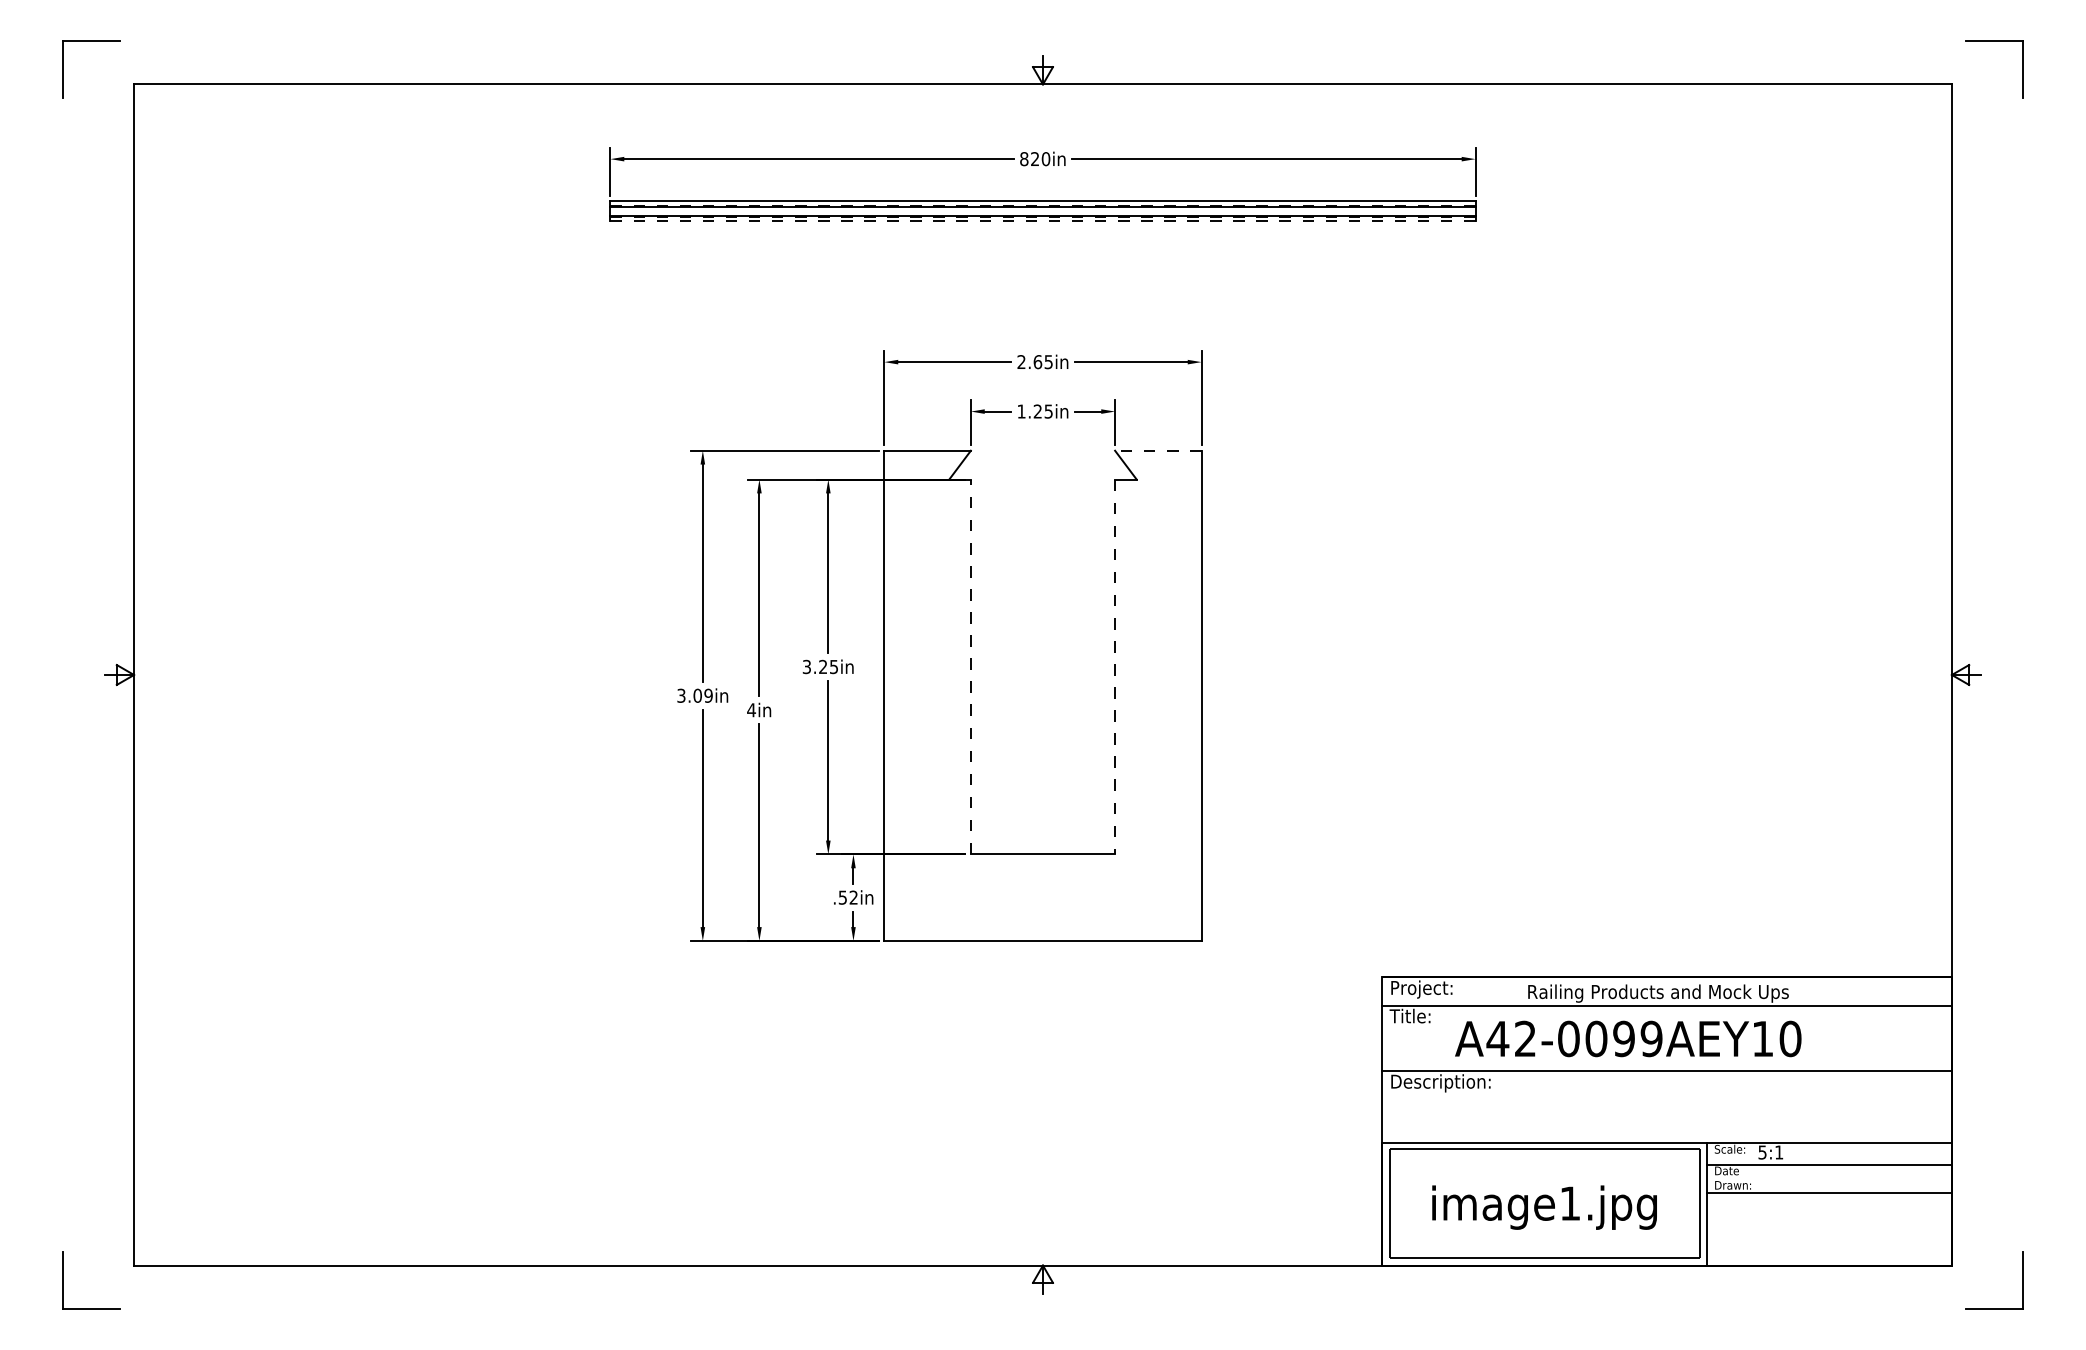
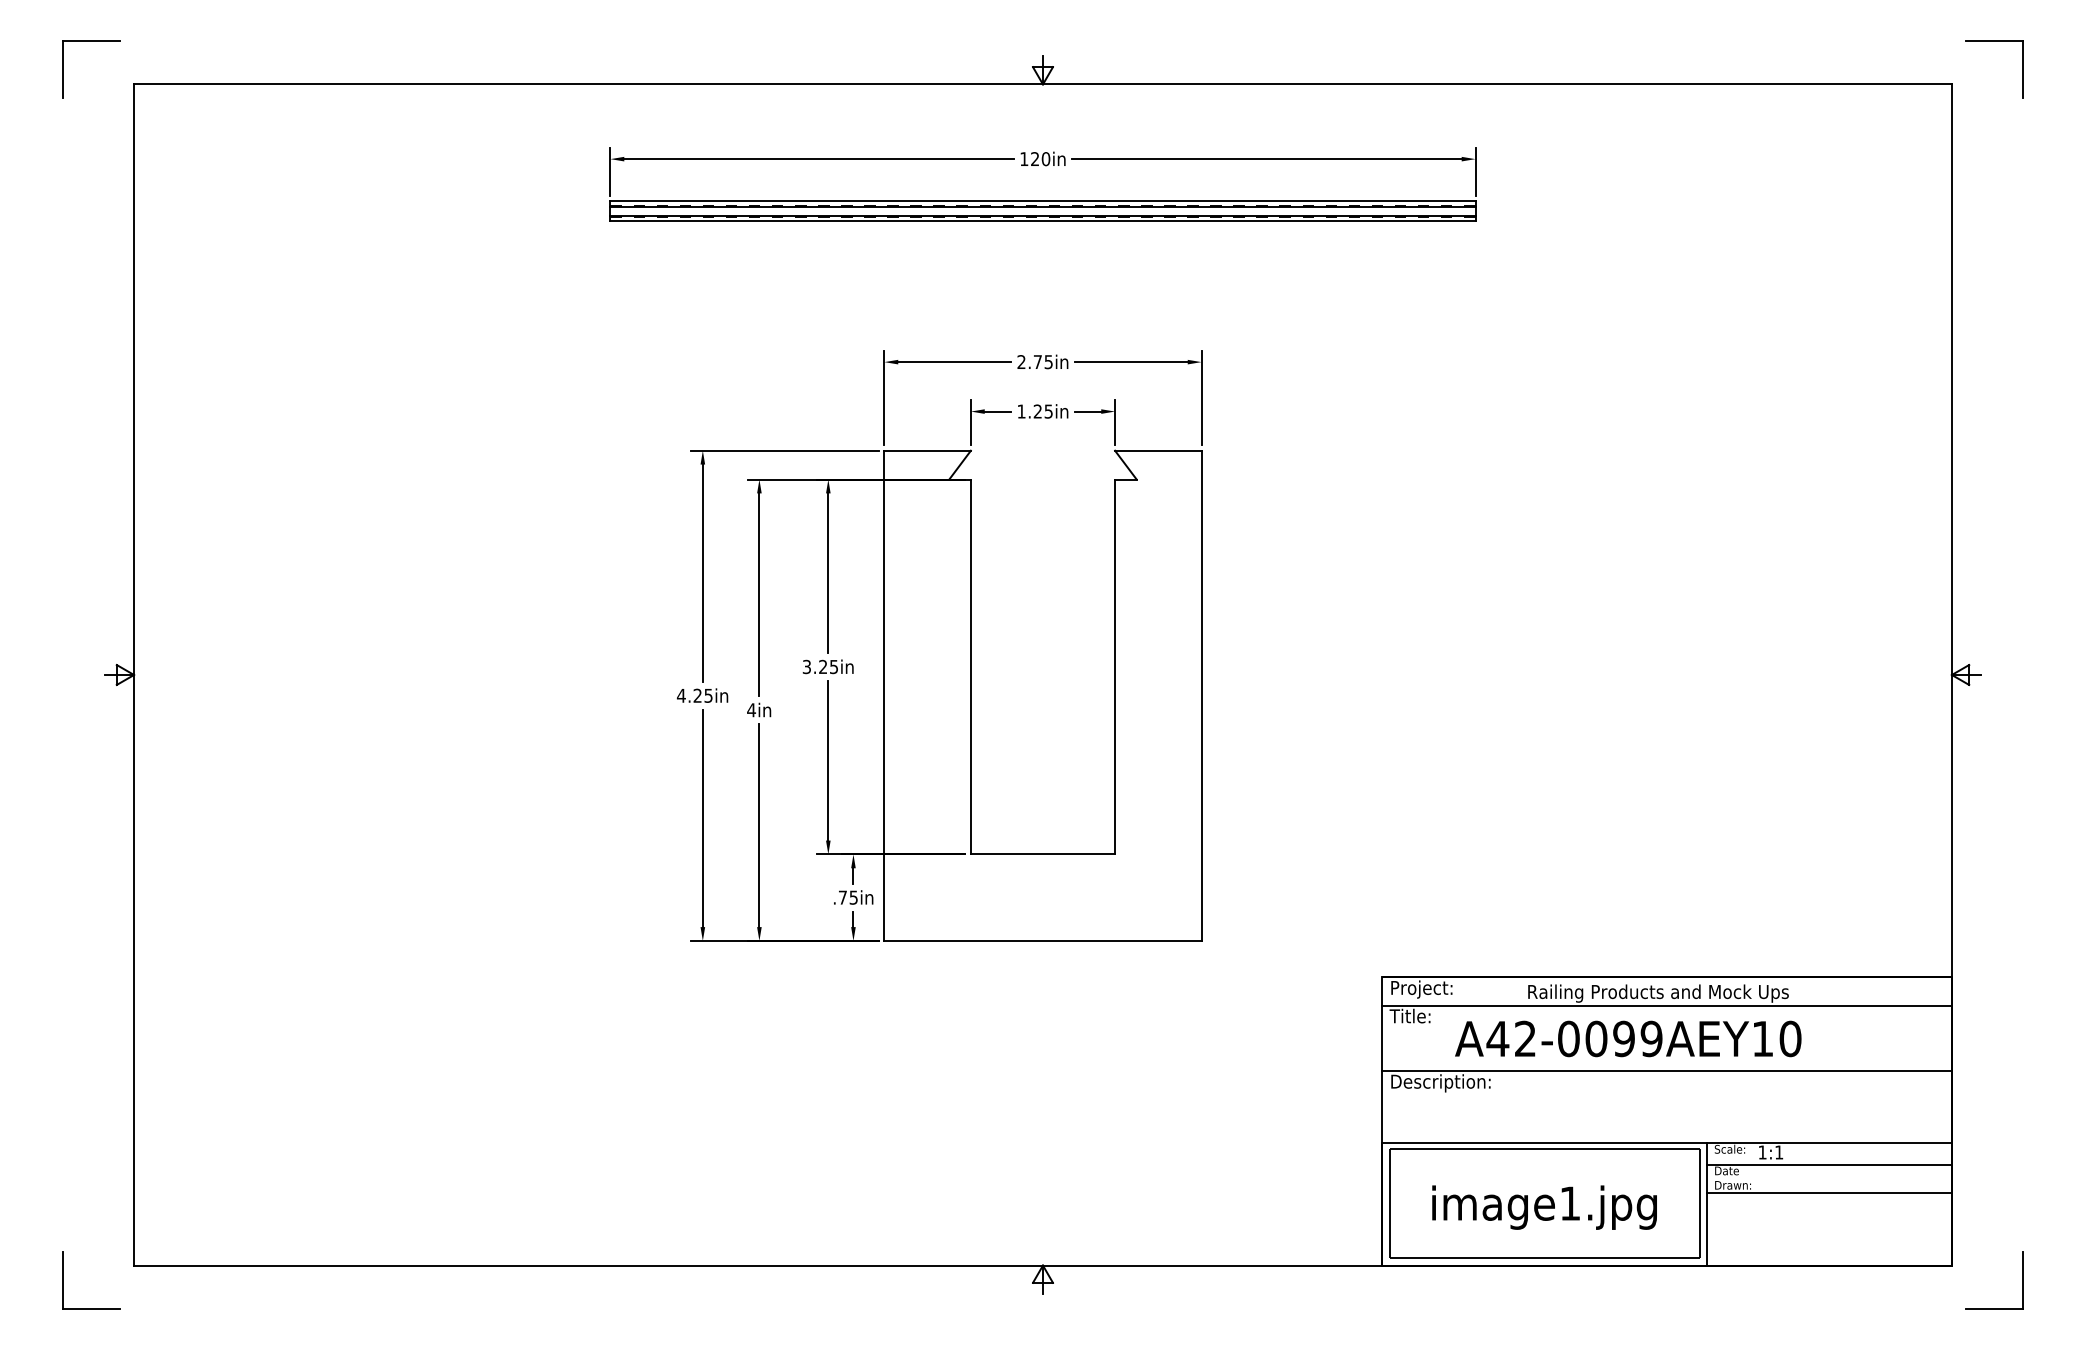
text: 820in -> 120in (1024, 159)
line: dashed -> solid (1043, 221)
text: 2.65in -> 2.75in (1037, 362)
line: dashed -> solid (1157, 450)
line: dashed -> solid (970, 666)
line: dashed -> solid (1115, 667)
text: 3.09in -> 4.25in (694, 695)
text: .52in -> .75in (847, 897)
text: 5:1 -> 1:1 (1762, 1152)
